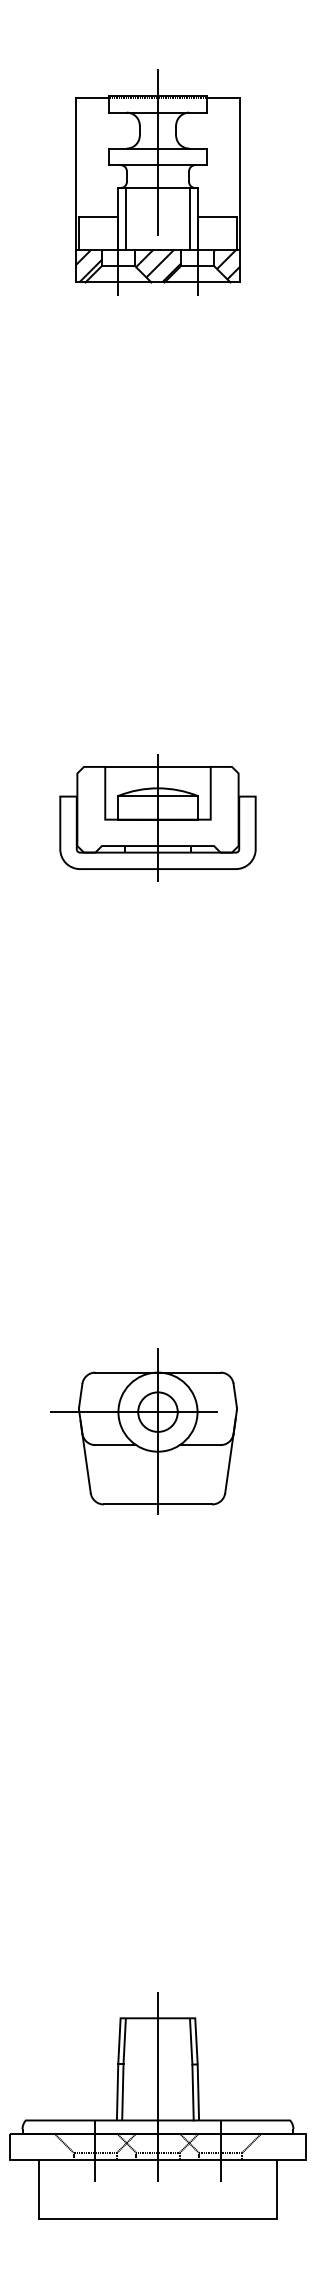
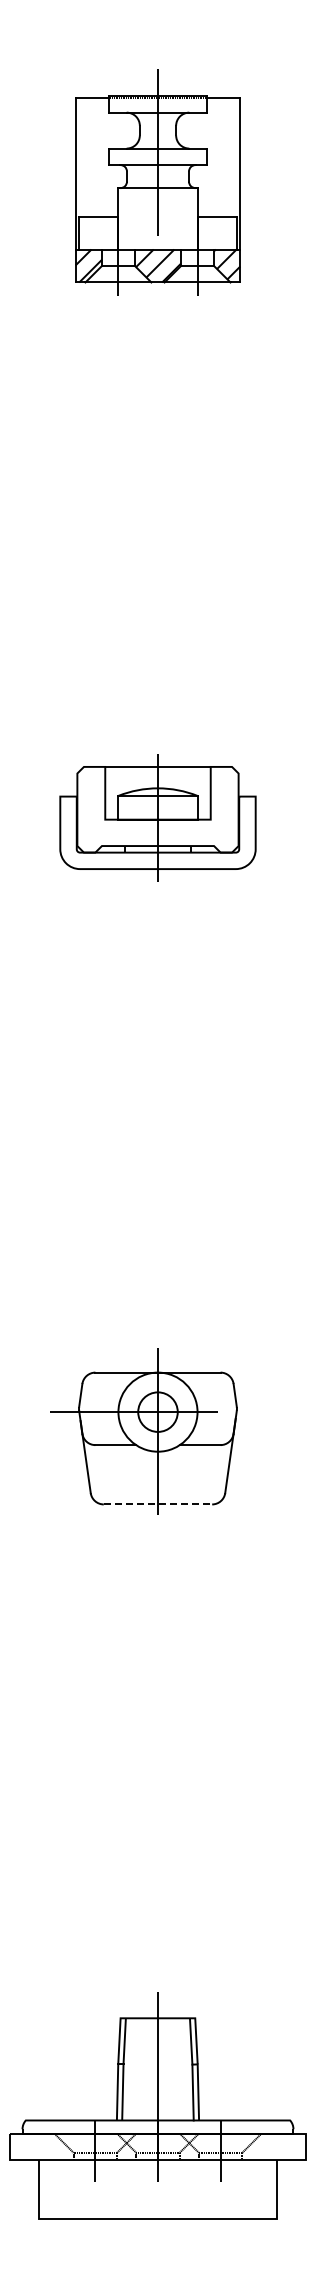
line: present -> none (125, 218)
line: present -> none (190, 218)
line: solid -> dashed (158, 1504)
